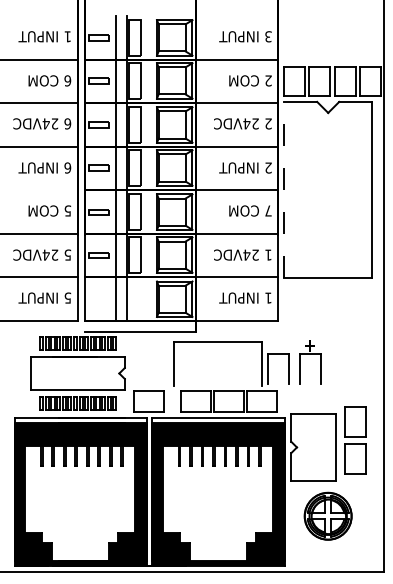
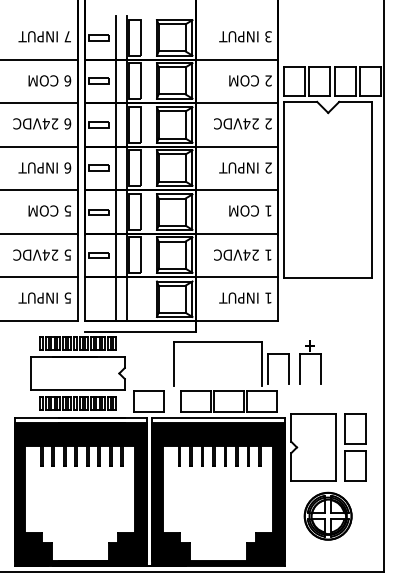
text: 1 -> 7 (67, 36)
line: dashed -> solid (284, 189)
line: none -> present (39, 190)
text: 7 -> 1 (268, 210)
part position: (355, 440) -> (355, 447) (355, 447)
